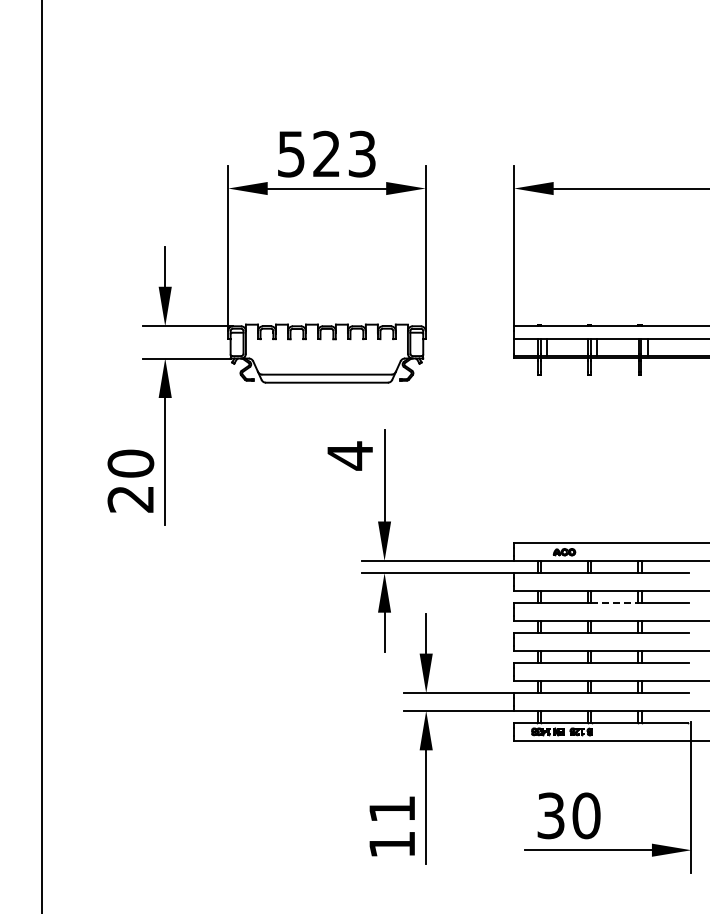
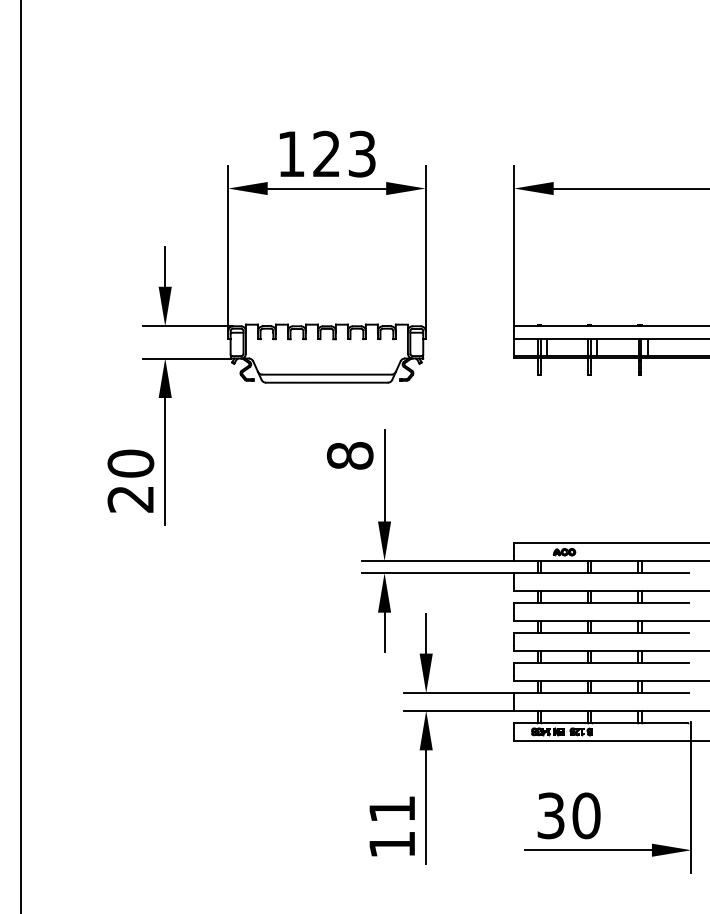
text: 523 -> 123 (291, 154)
text: 4 -> 8 (349, 455)
line position: (42, 456) -> (21, 456) (21, 456)
line: dashed -> solid (614, 603)
